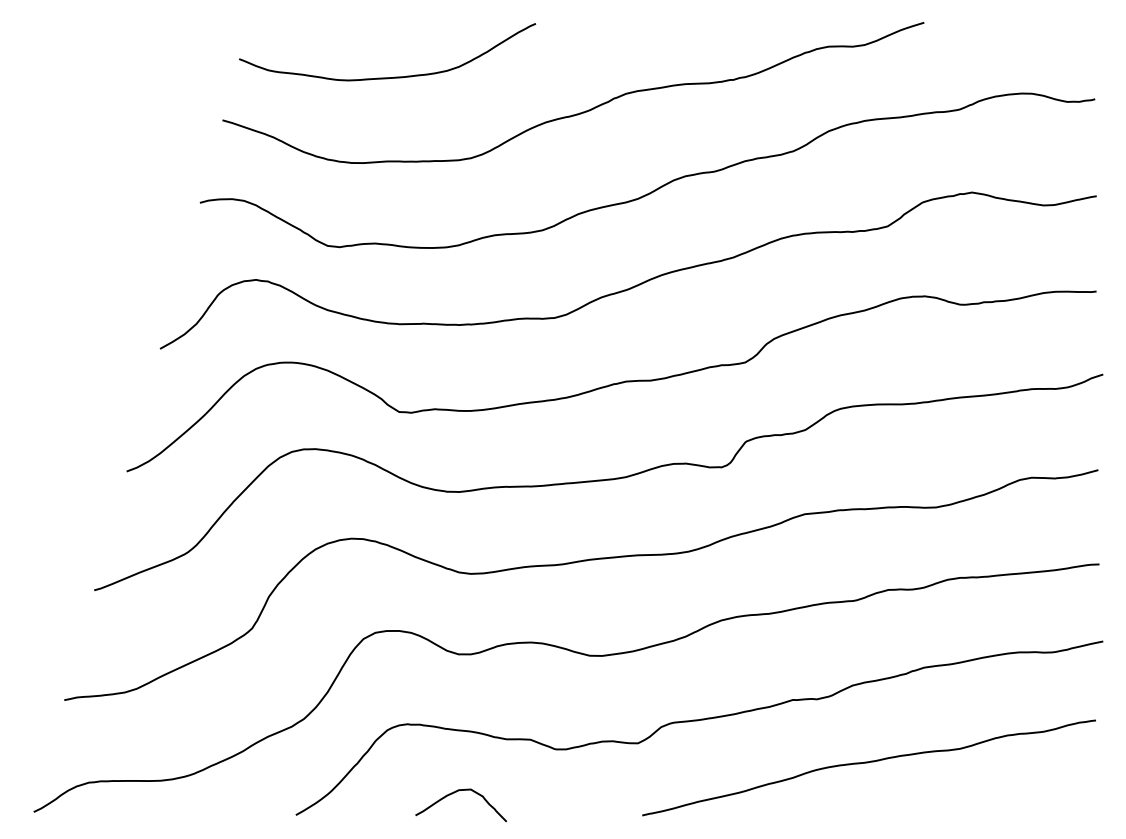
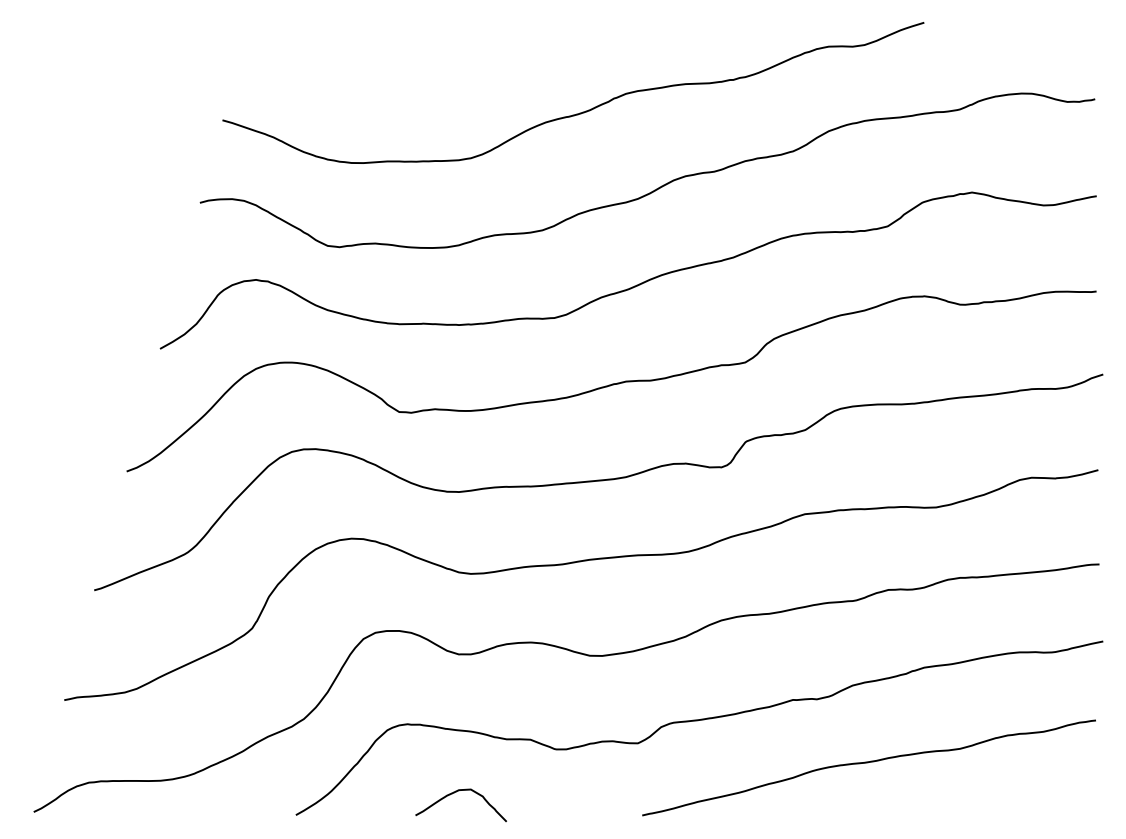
curve: present -> none (394, 76)
